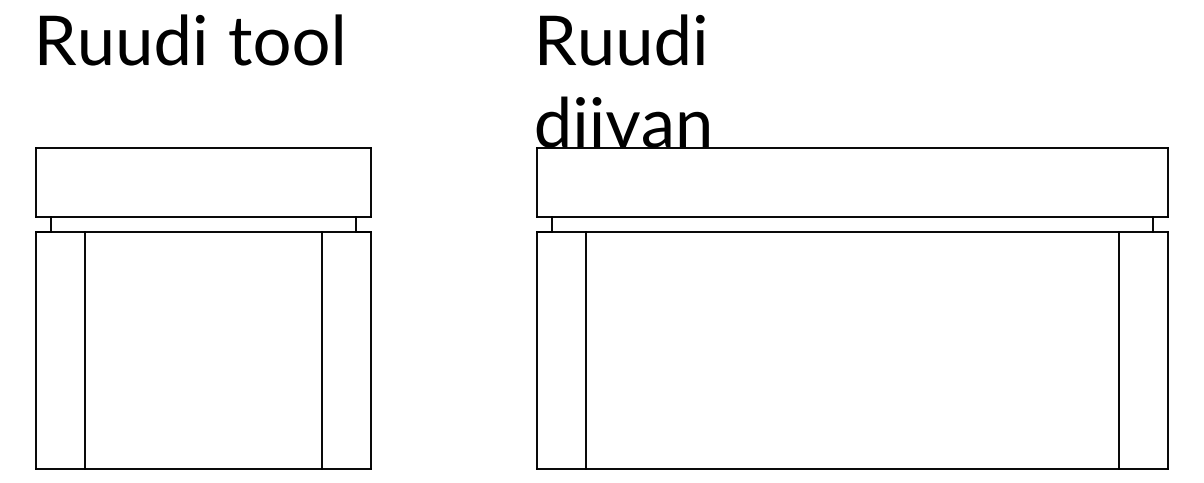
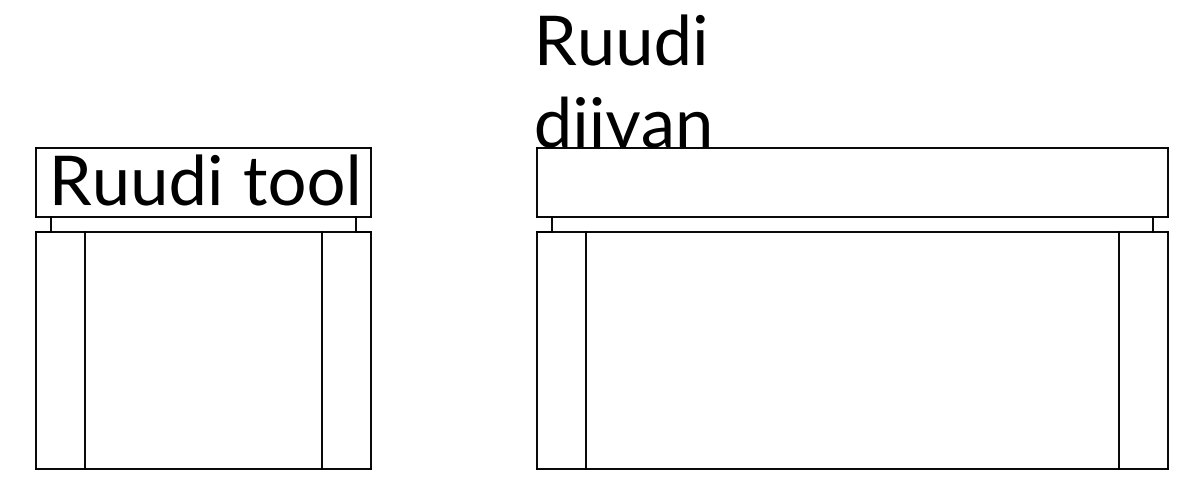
text position: (190, 39) -> (205, 179) (205, 179)
